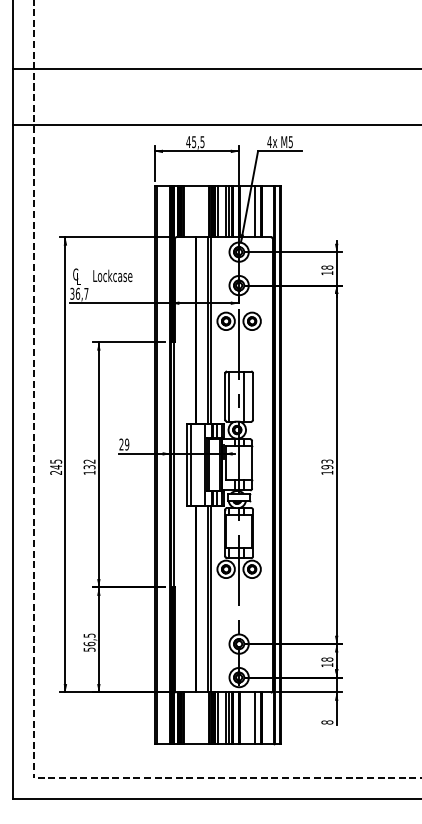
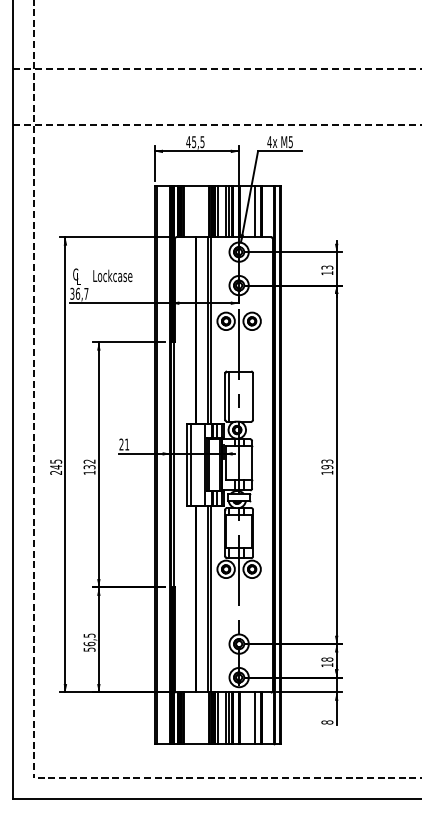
line: solid -> dashed (217, 69)
line: solid -> dashed (217, 124)
text: 18 -> 13 (327, 267)
line: present -> none (243, 396)
text: 29 -> 21 (127, 444)
